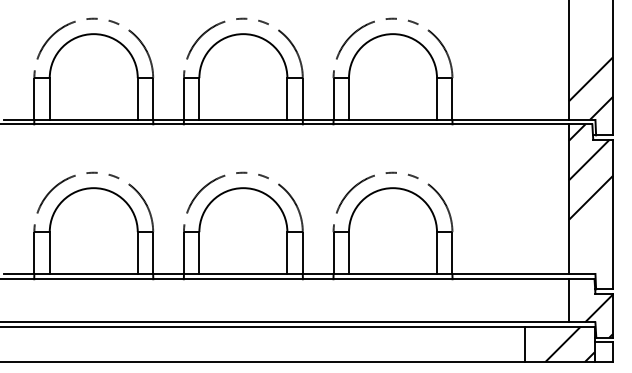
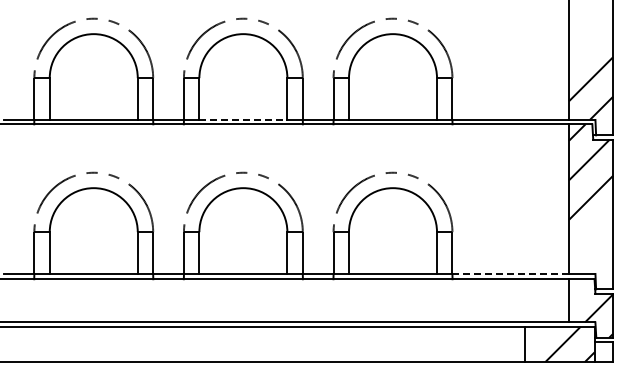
line: solid -> dashed (243, 119)
line: solid -> dashed (510, 273)
